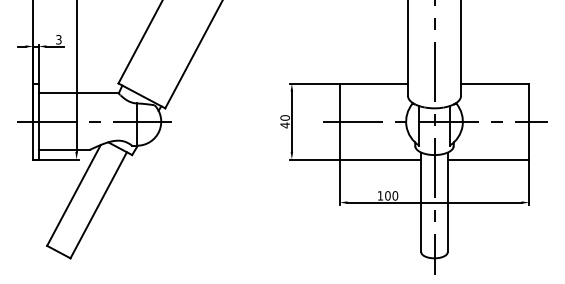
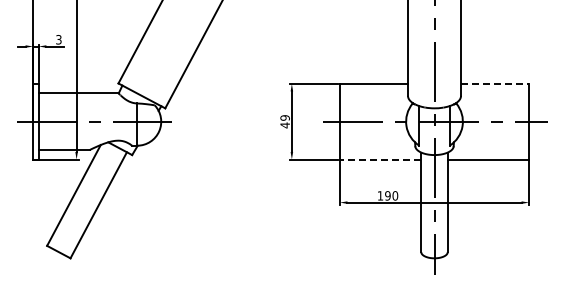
line: solid -> dashed (495, 83)
text: 40 -> 49 (284, 117)
line: solid -> dashed (380, 159)
text: 100 -> 190 (387, 195)
